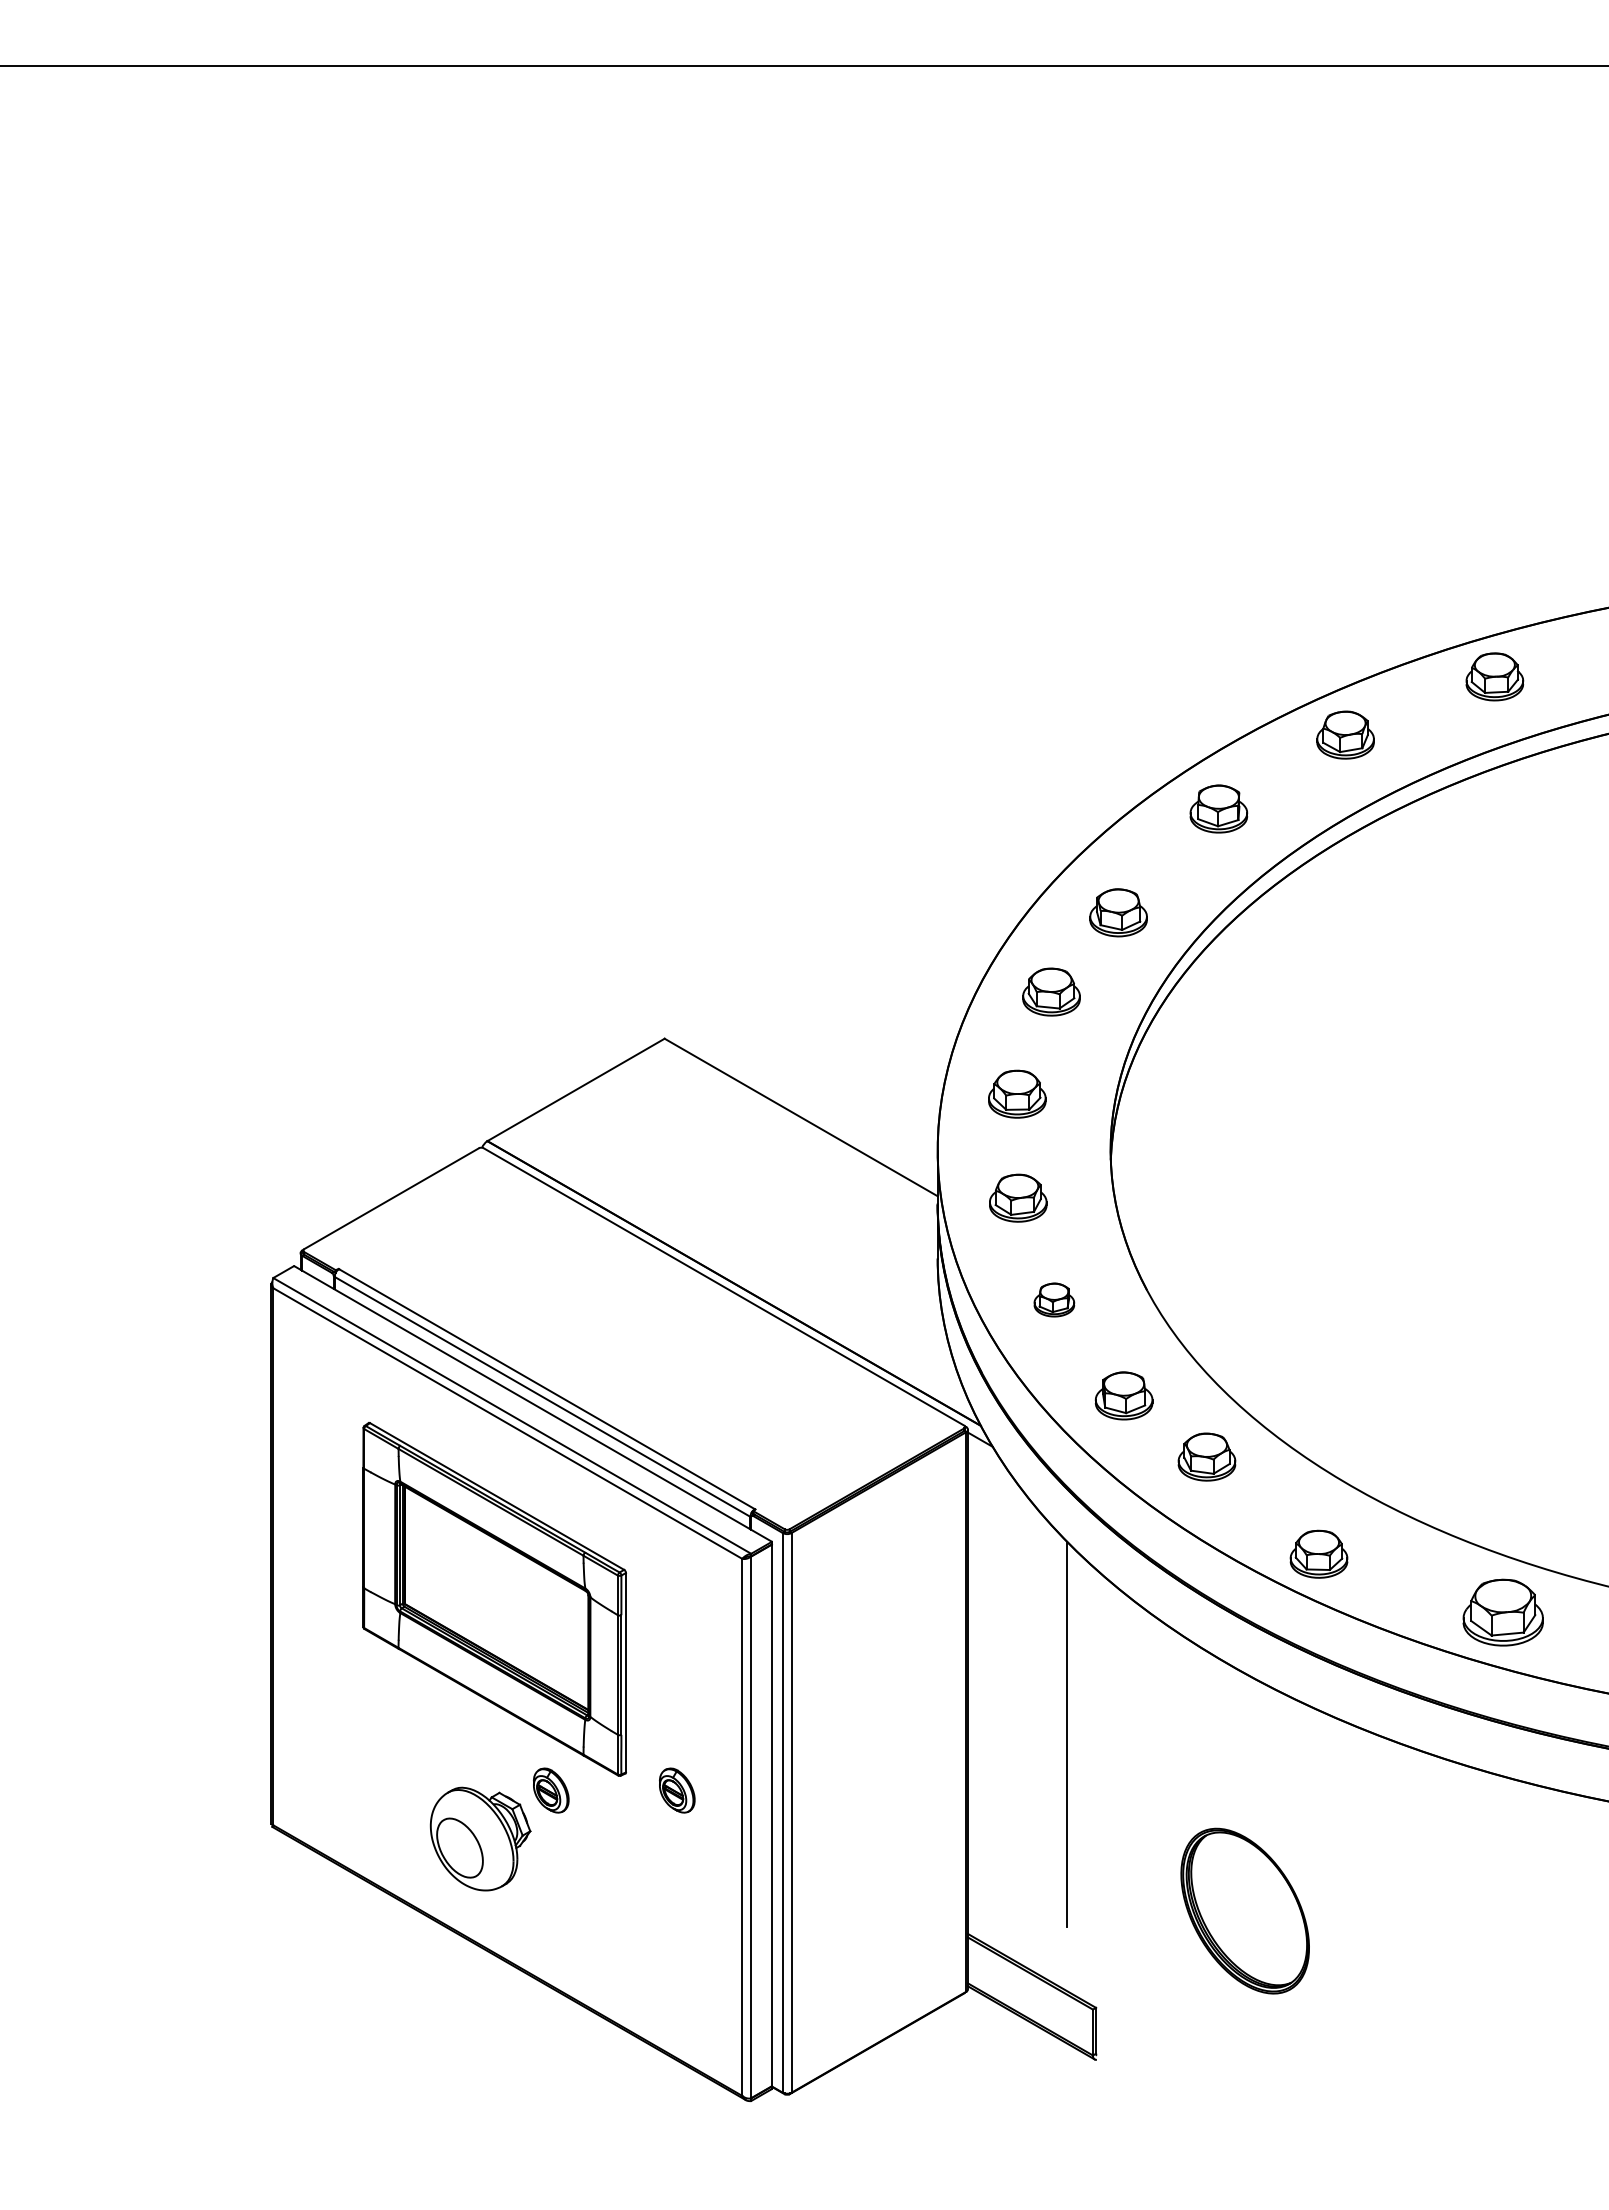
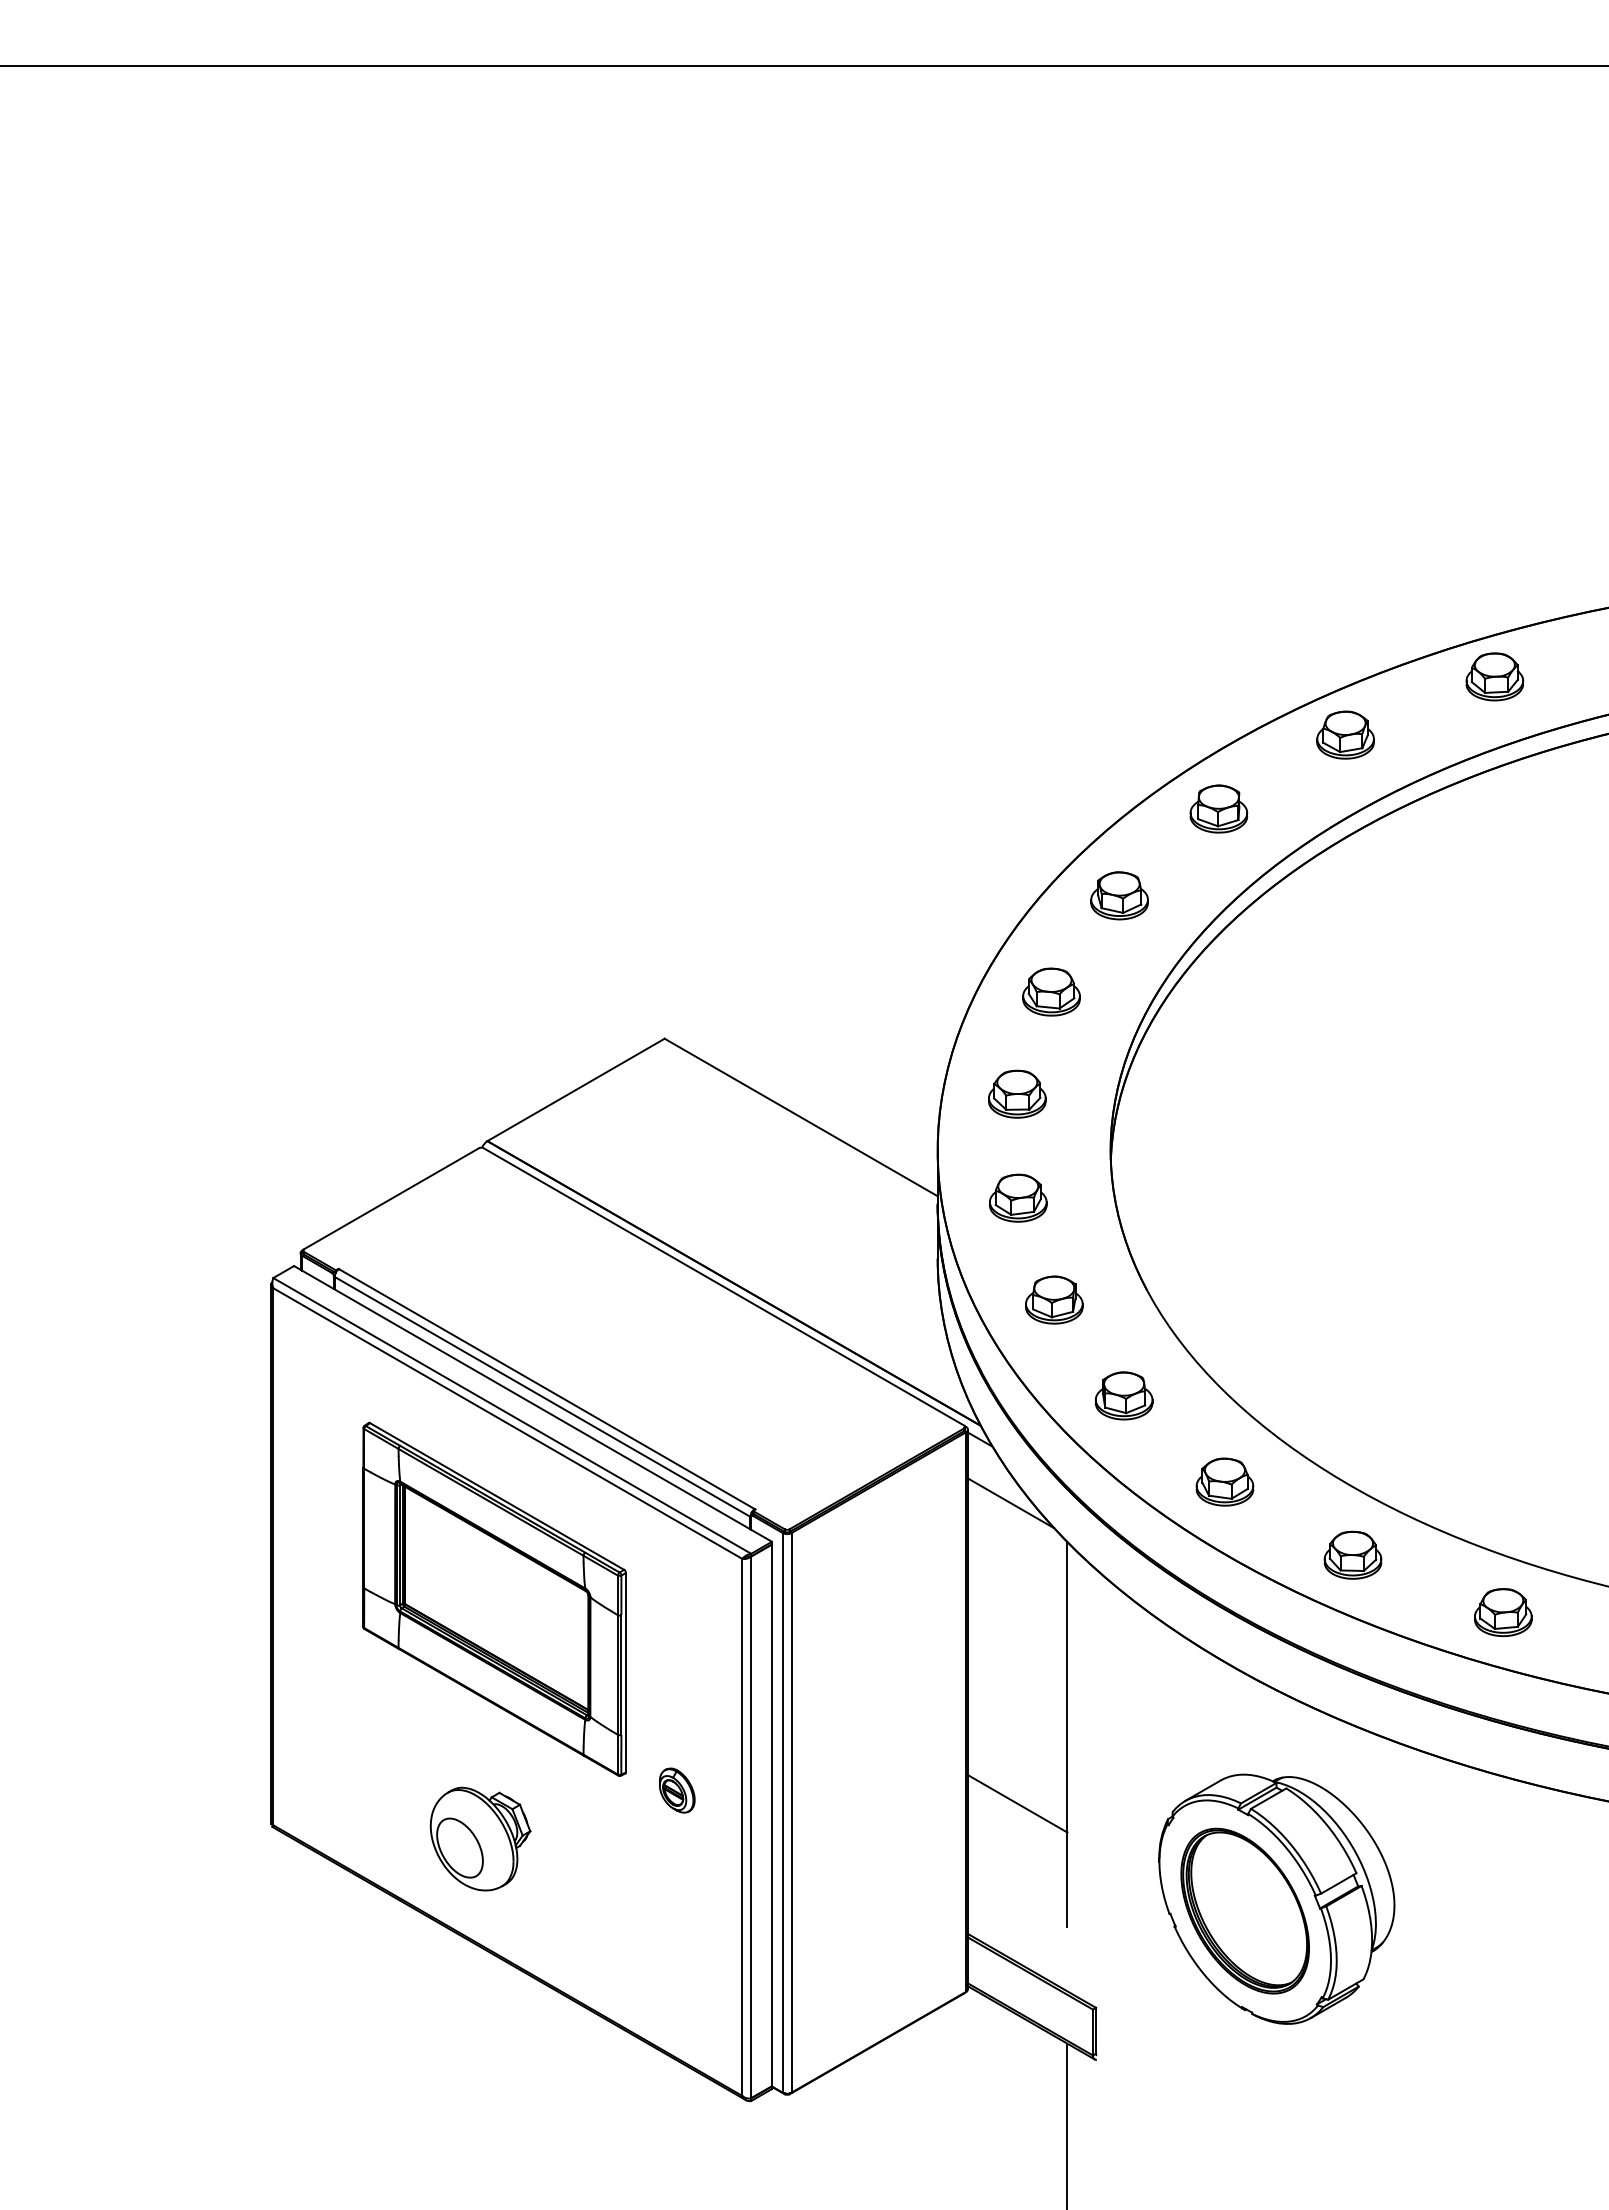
part position: (1118, 912) -> (1119, 895) (1119, 895)
part size: 43x36 px -> 59x50 px (1054, 1299)
part position: (1206, 1456) -> (1224, 1481) (1224, 1481)
line: none -> present (1011, 1503)
part position: (1318, 1553) -> (1352, 1554) (1352, 1554)
part size: 82x69 px -> 59x49 px (1503, 1612)
part: present -> none (551, 1790)
line: none -> present (1017, 1803)
part: none -> present (1276, 1898)
line: none -> present (1067, 2124)
